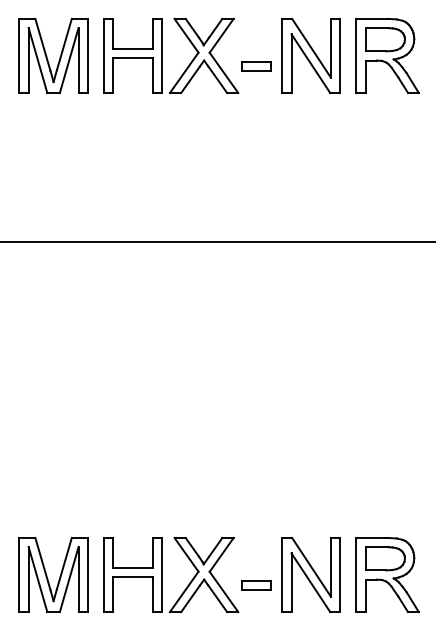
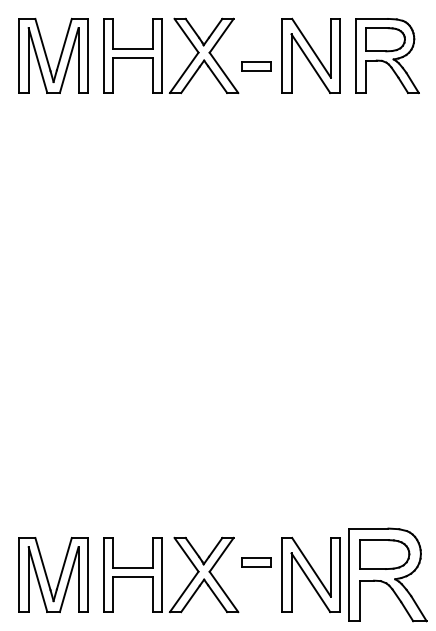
line: present -> none (217, 242)
part size: 65x77 px -> 80x96 px (387, 574)
part position: (256, 585) -> (256, 562) (256, 562)
